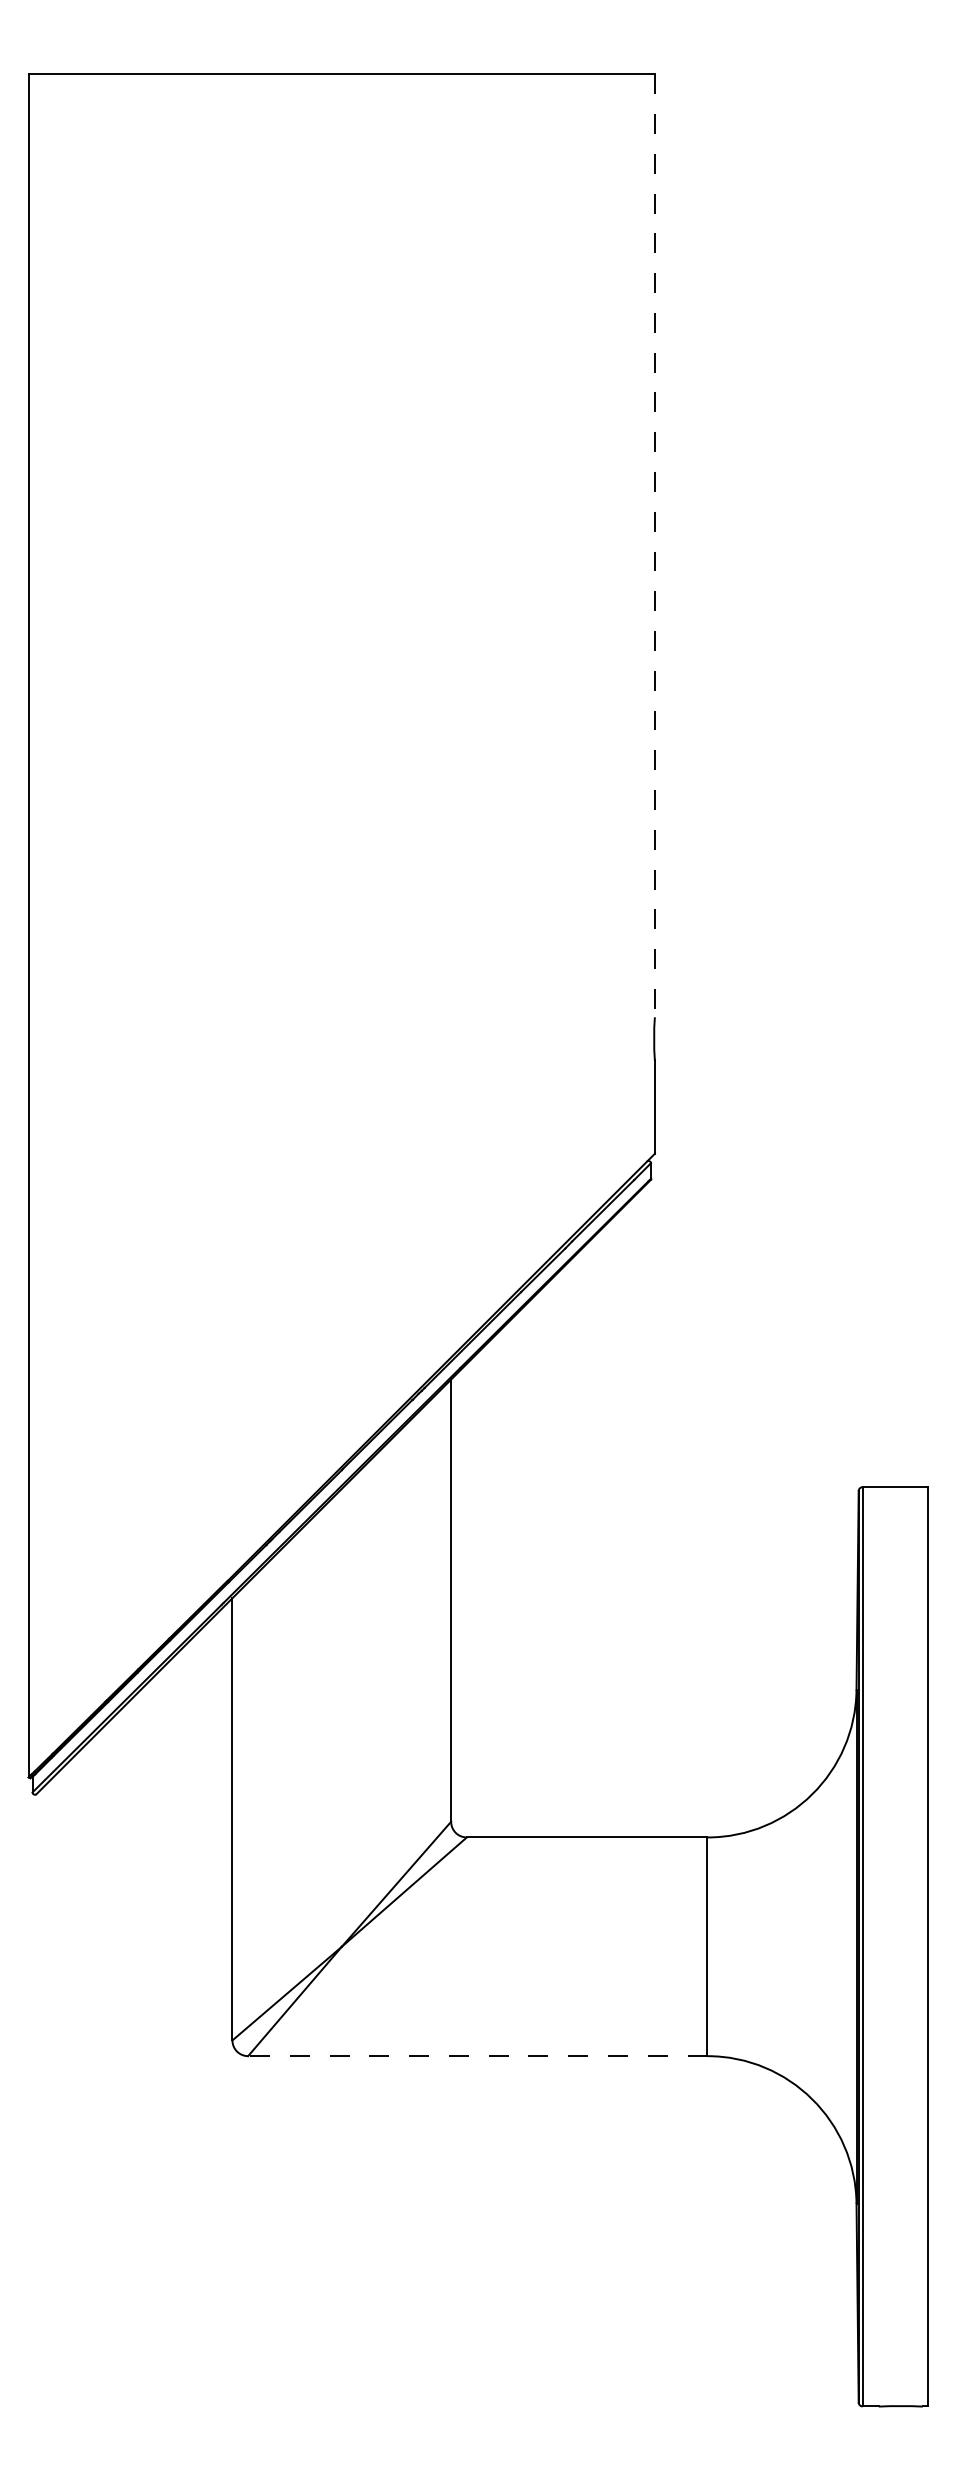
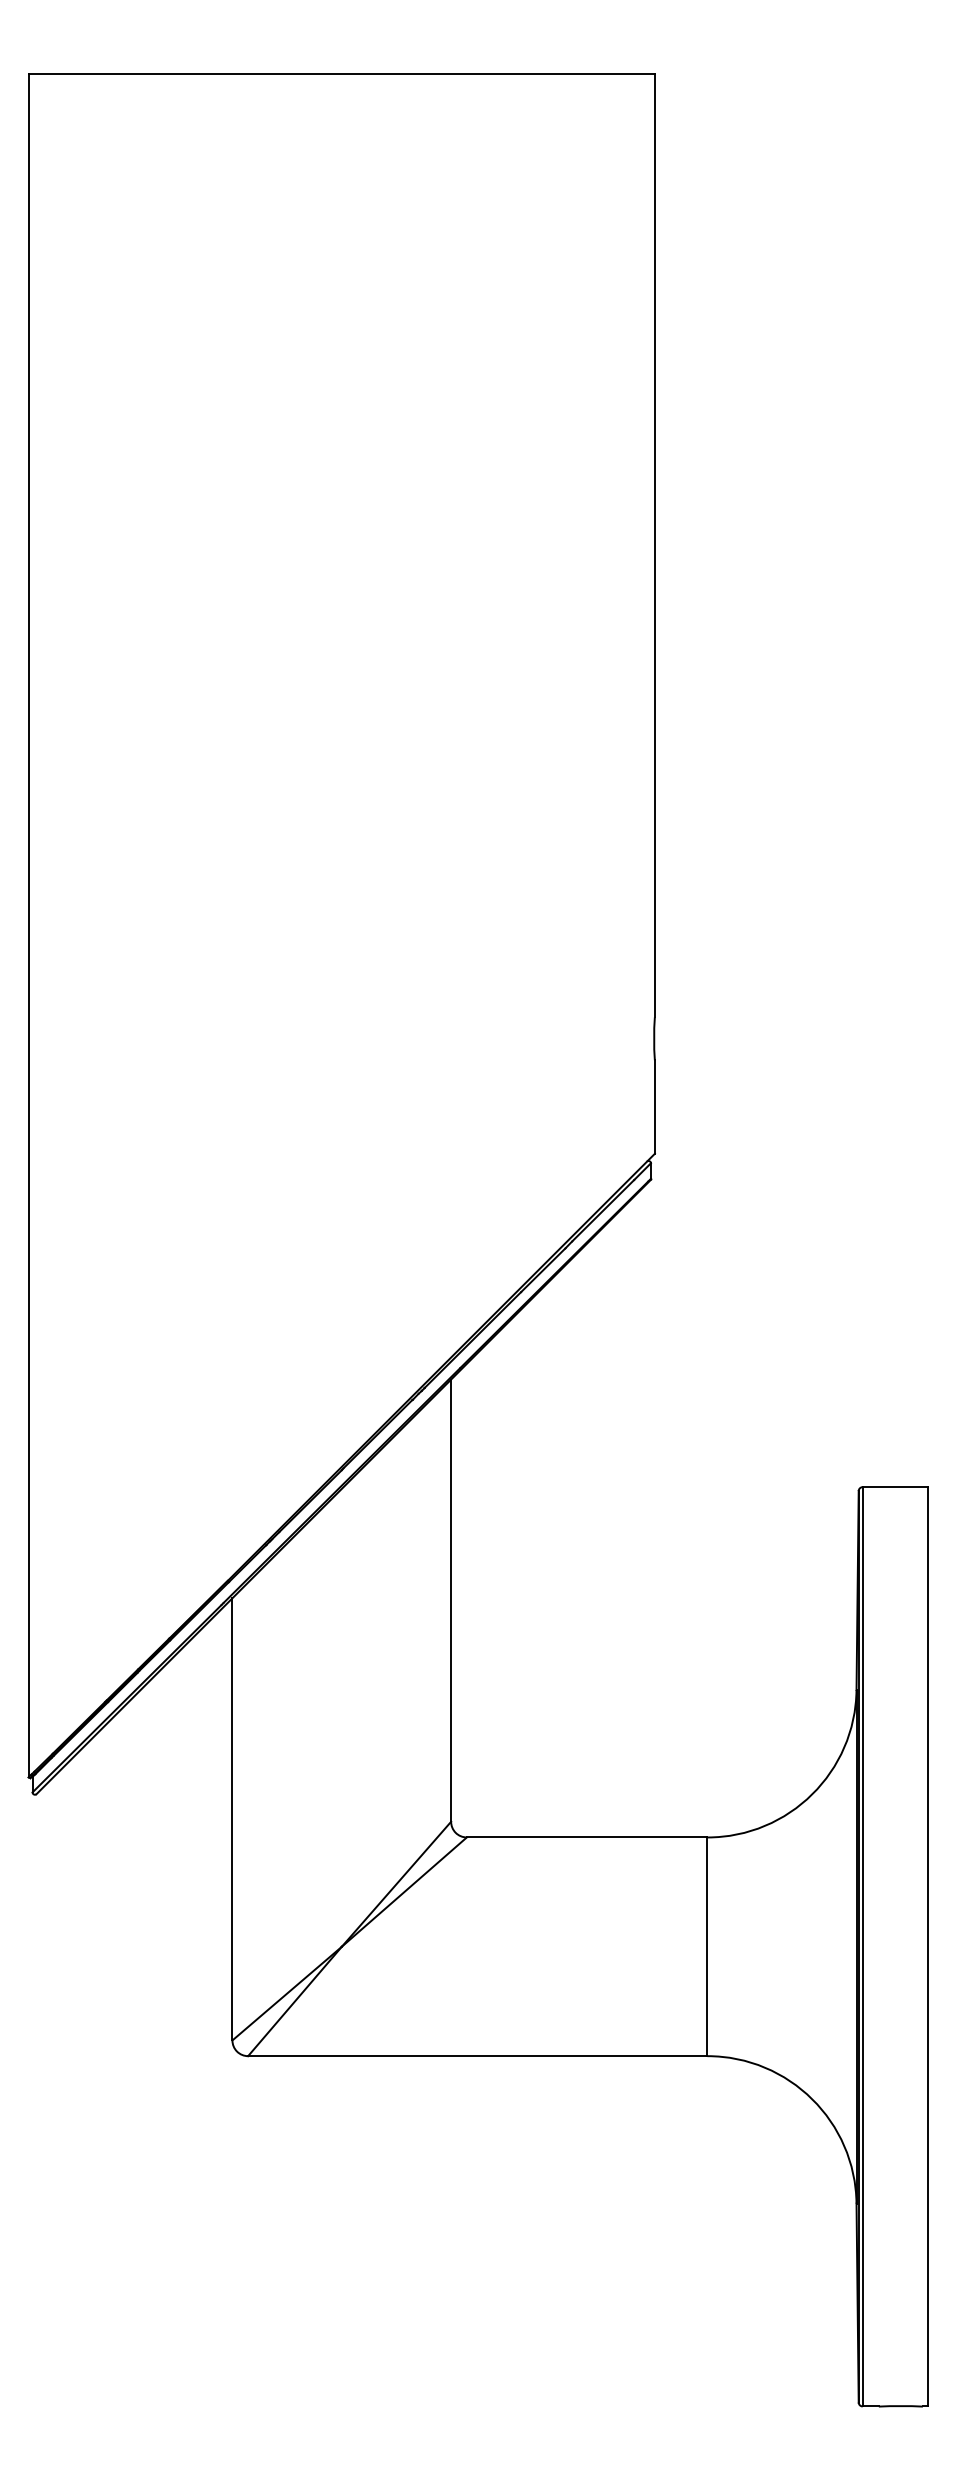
line: dashed -> solid (654, 546)
line: dashed -> solid (477, 2056)
